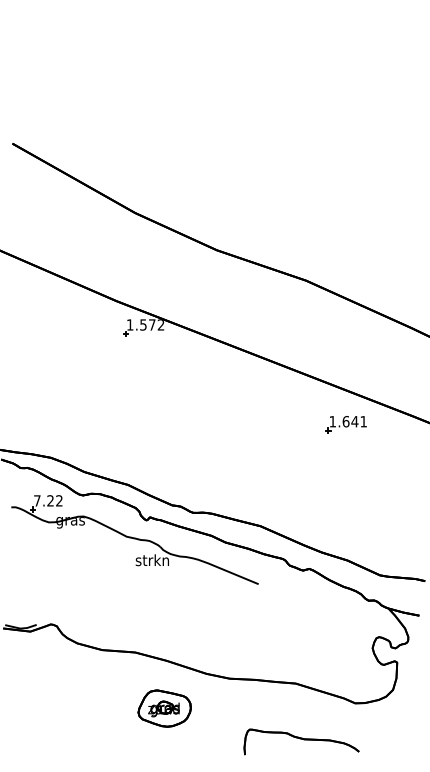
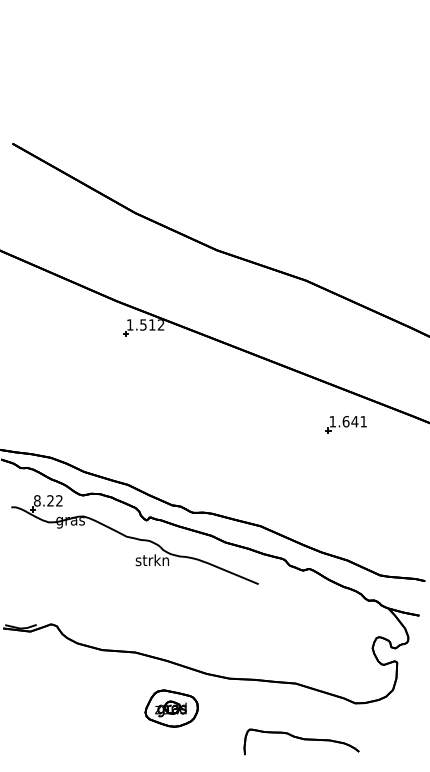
text: 1.572 -> 1.512 (152, 324)
text: 7.22 -> 8.22 (37, 500)
part position: (164, 708) -> (171, 708) (171, 708)
